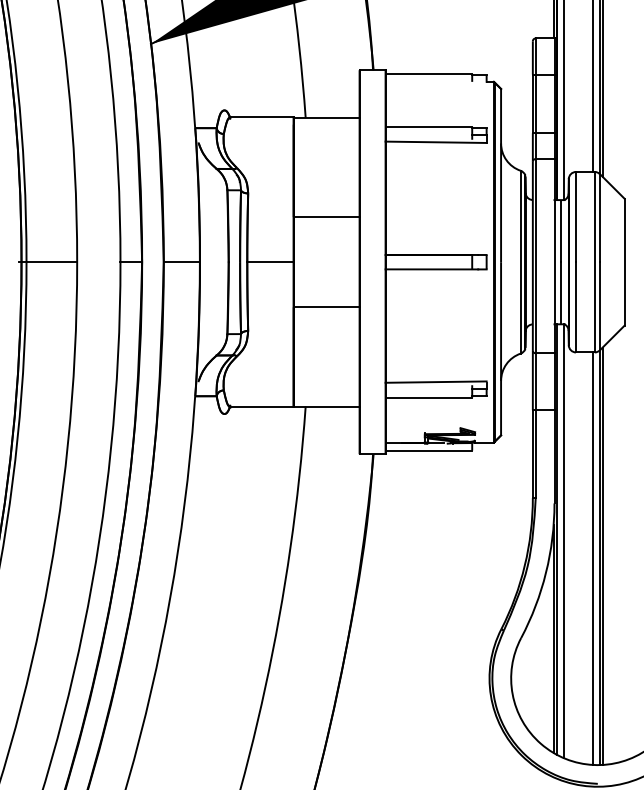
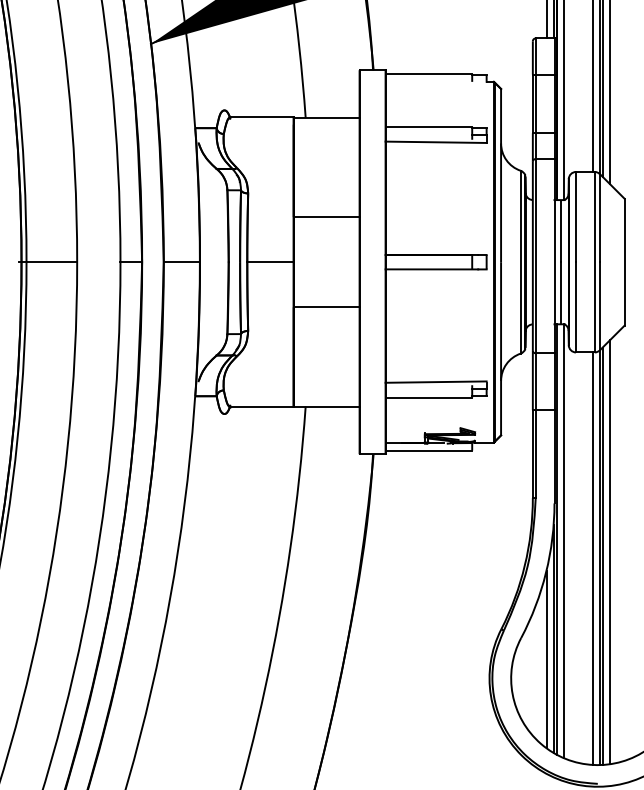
line: none -> present (546, 20)
line: none -> present (609, 92)
line: none -> present (609, 552)
line: none -> present (546, 659)
